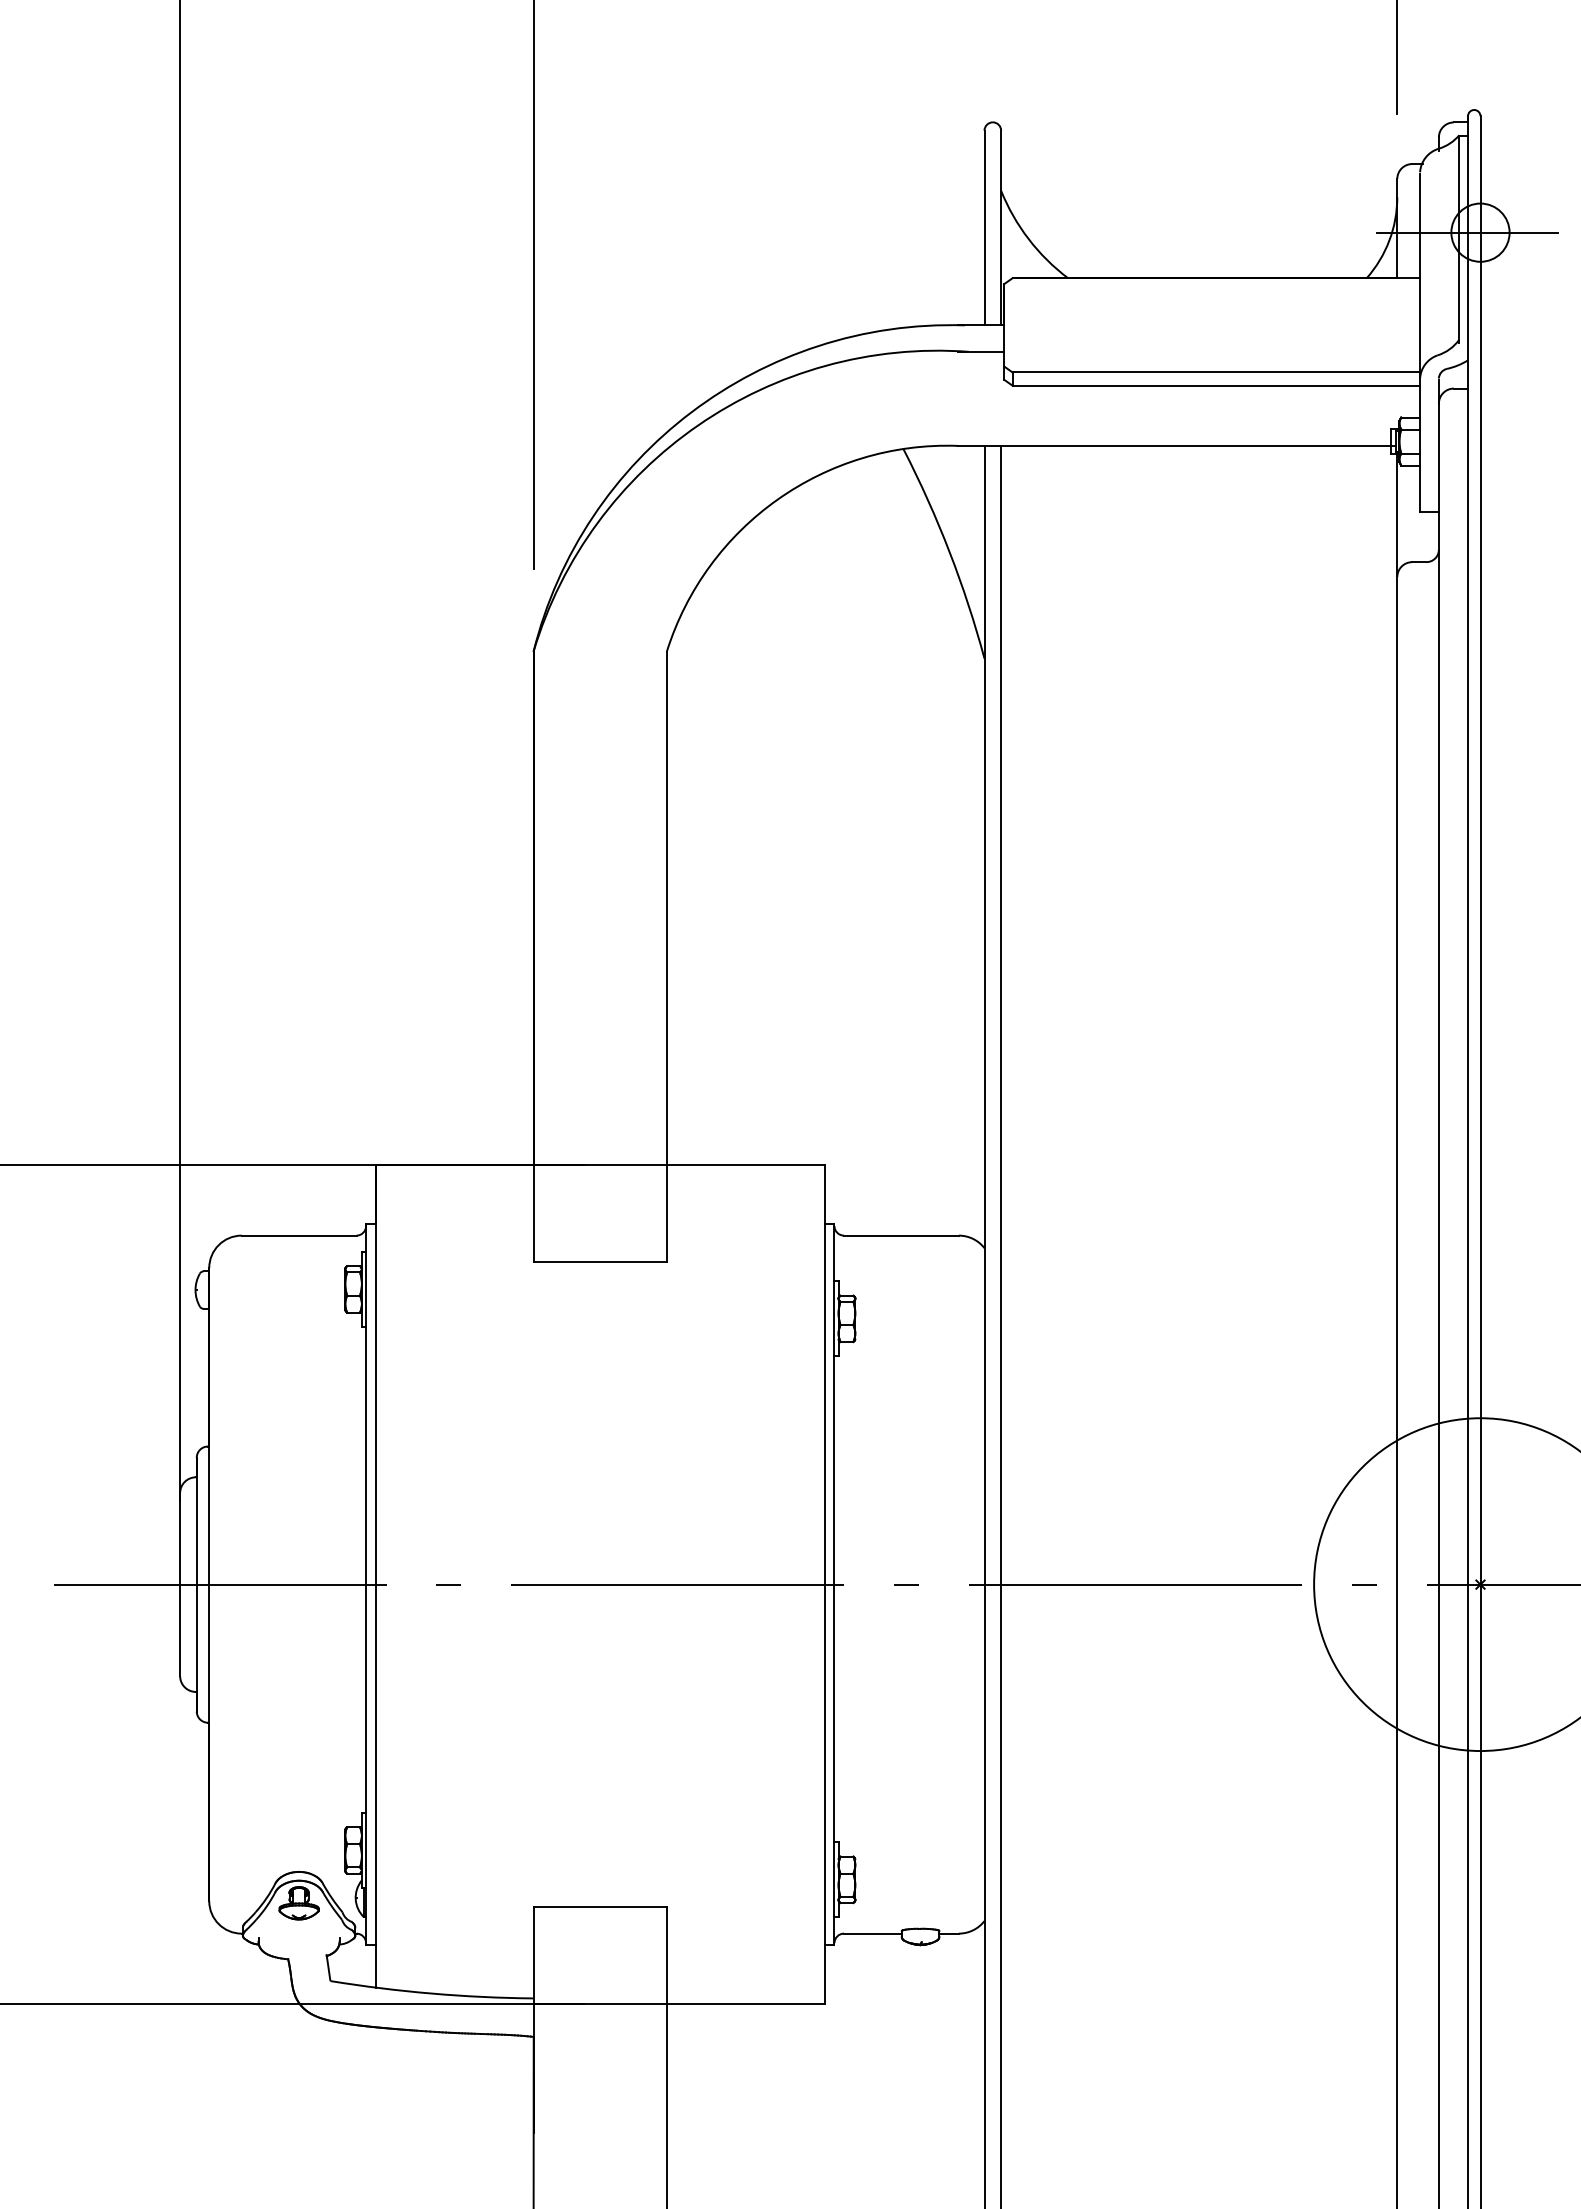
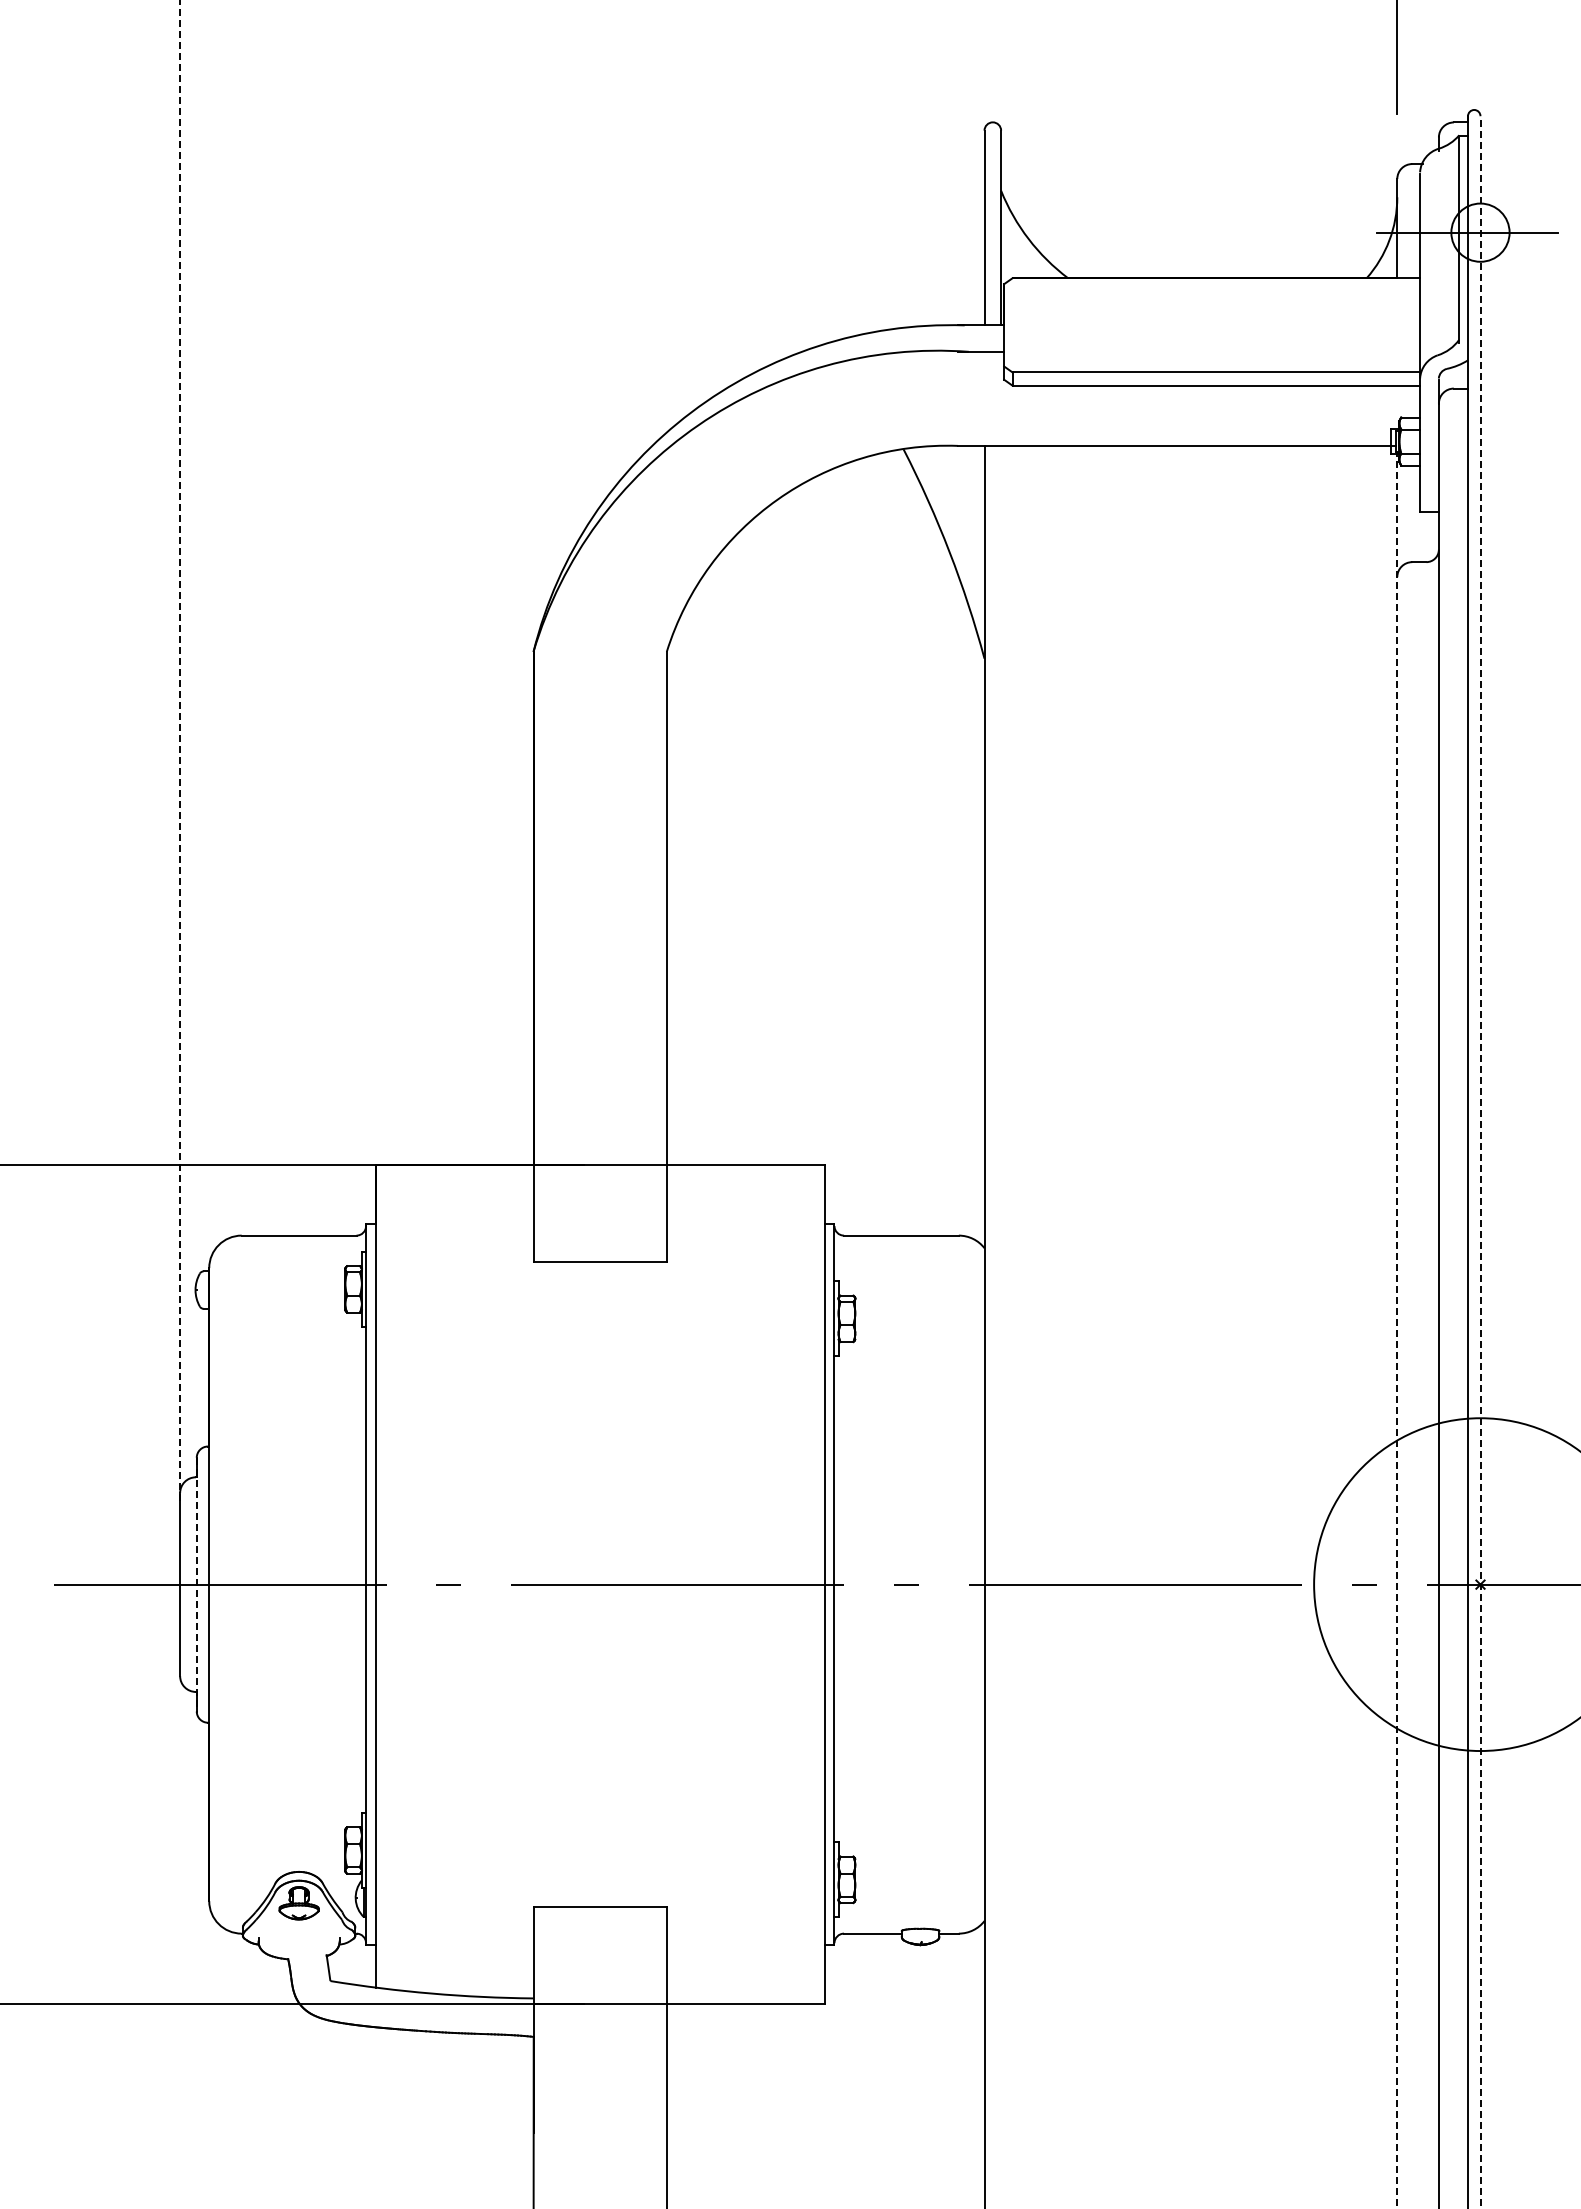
line: present -> none (533, 285)
line: solid -> dashed (180, 750)
line: solid -> dashed (1480, 1162)
line: present -> none (1001, 1325)
line: solid -> dashed (1397, 1329)
line: solid -> dashed (196, 1584)
